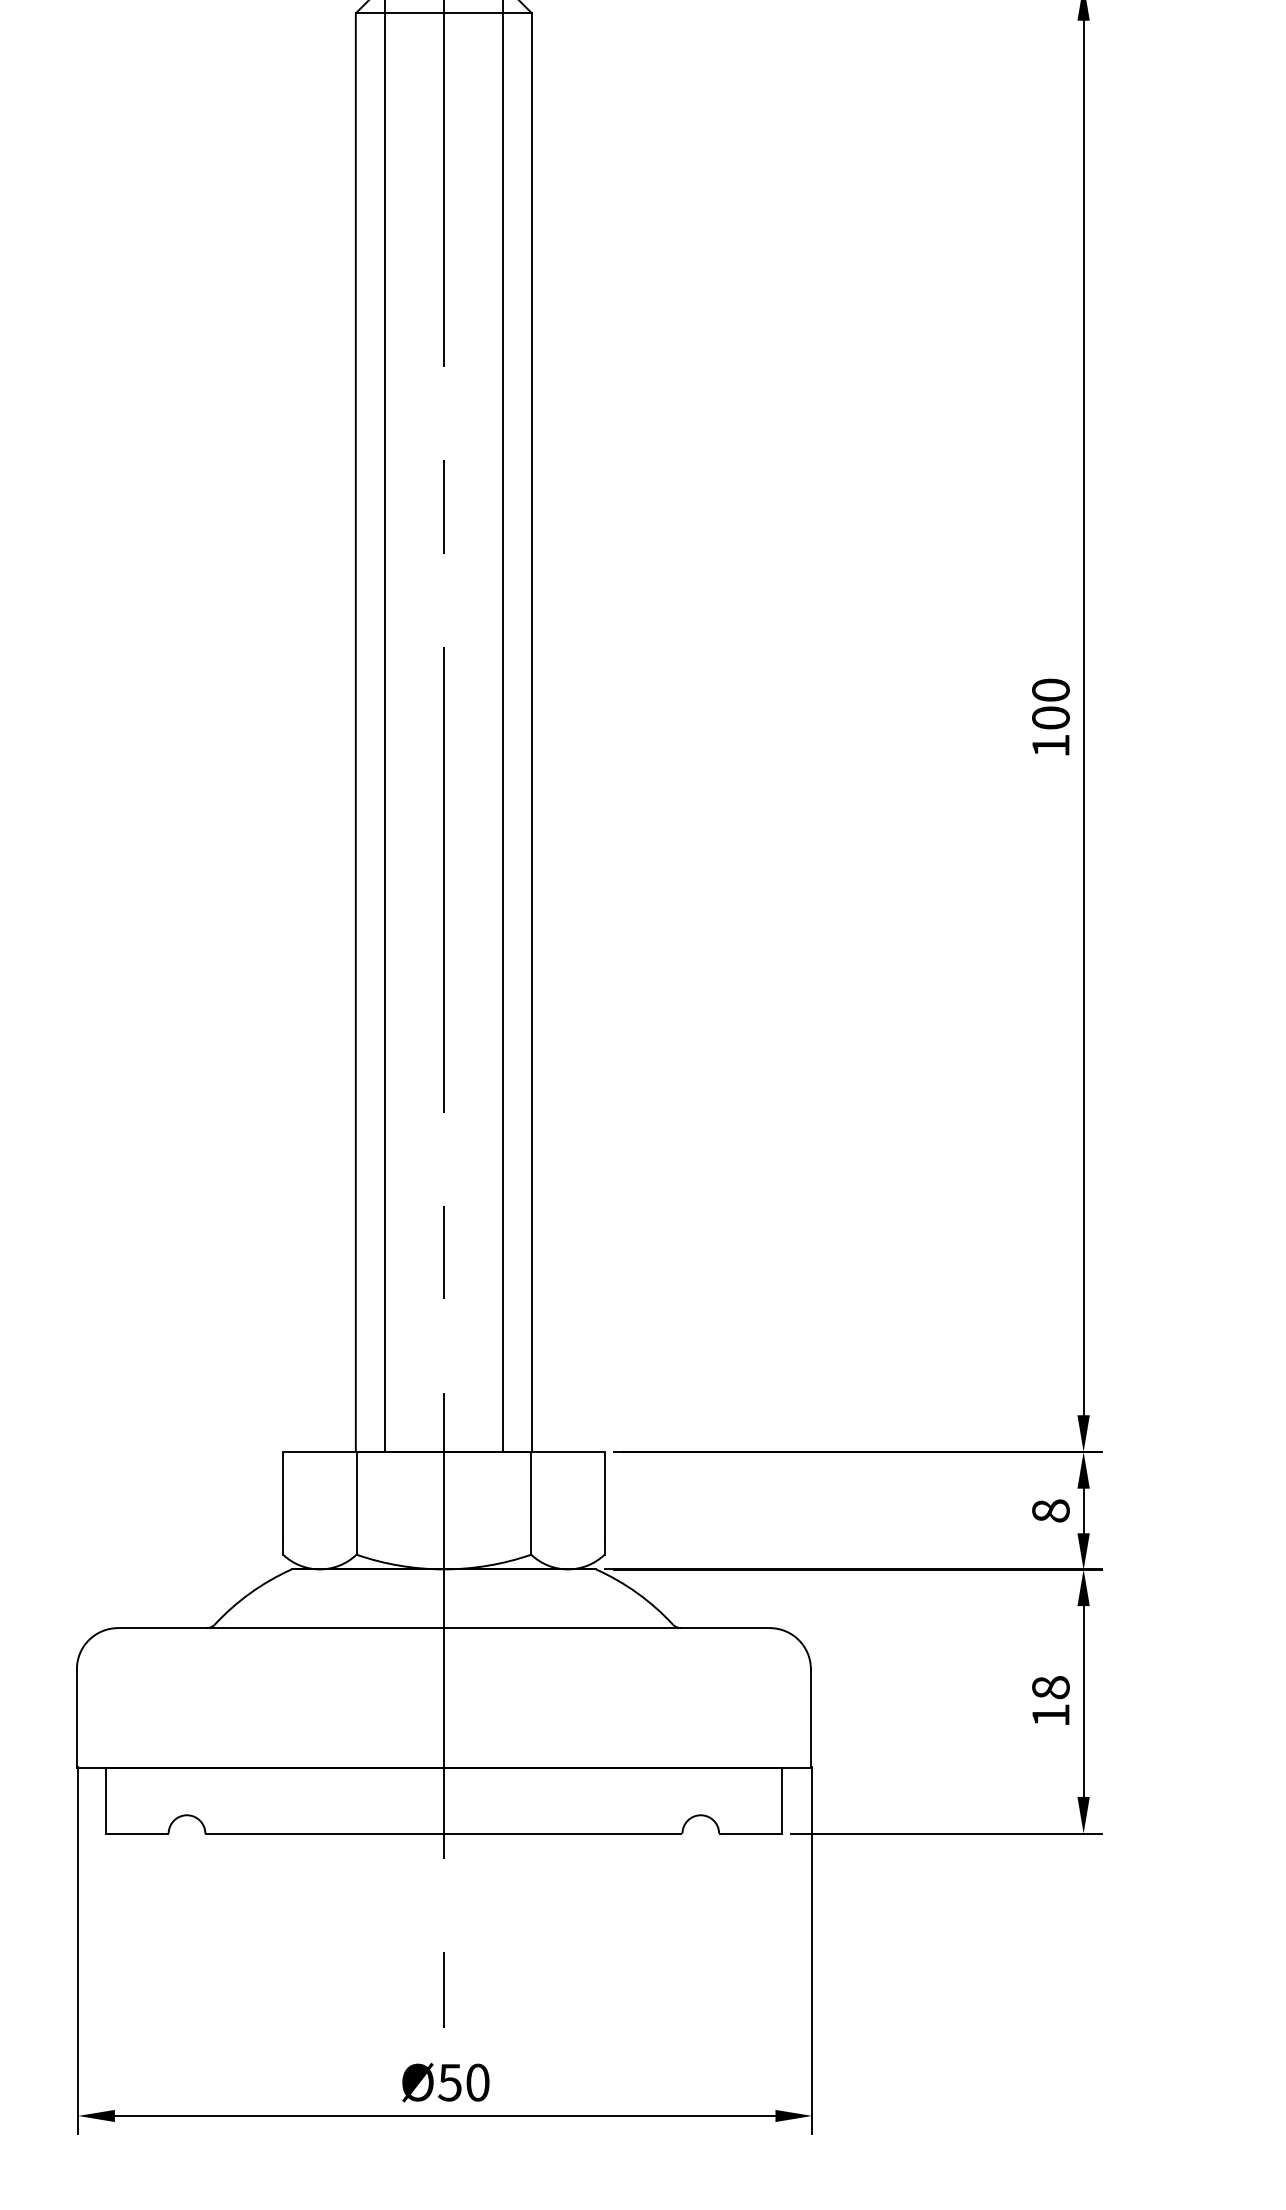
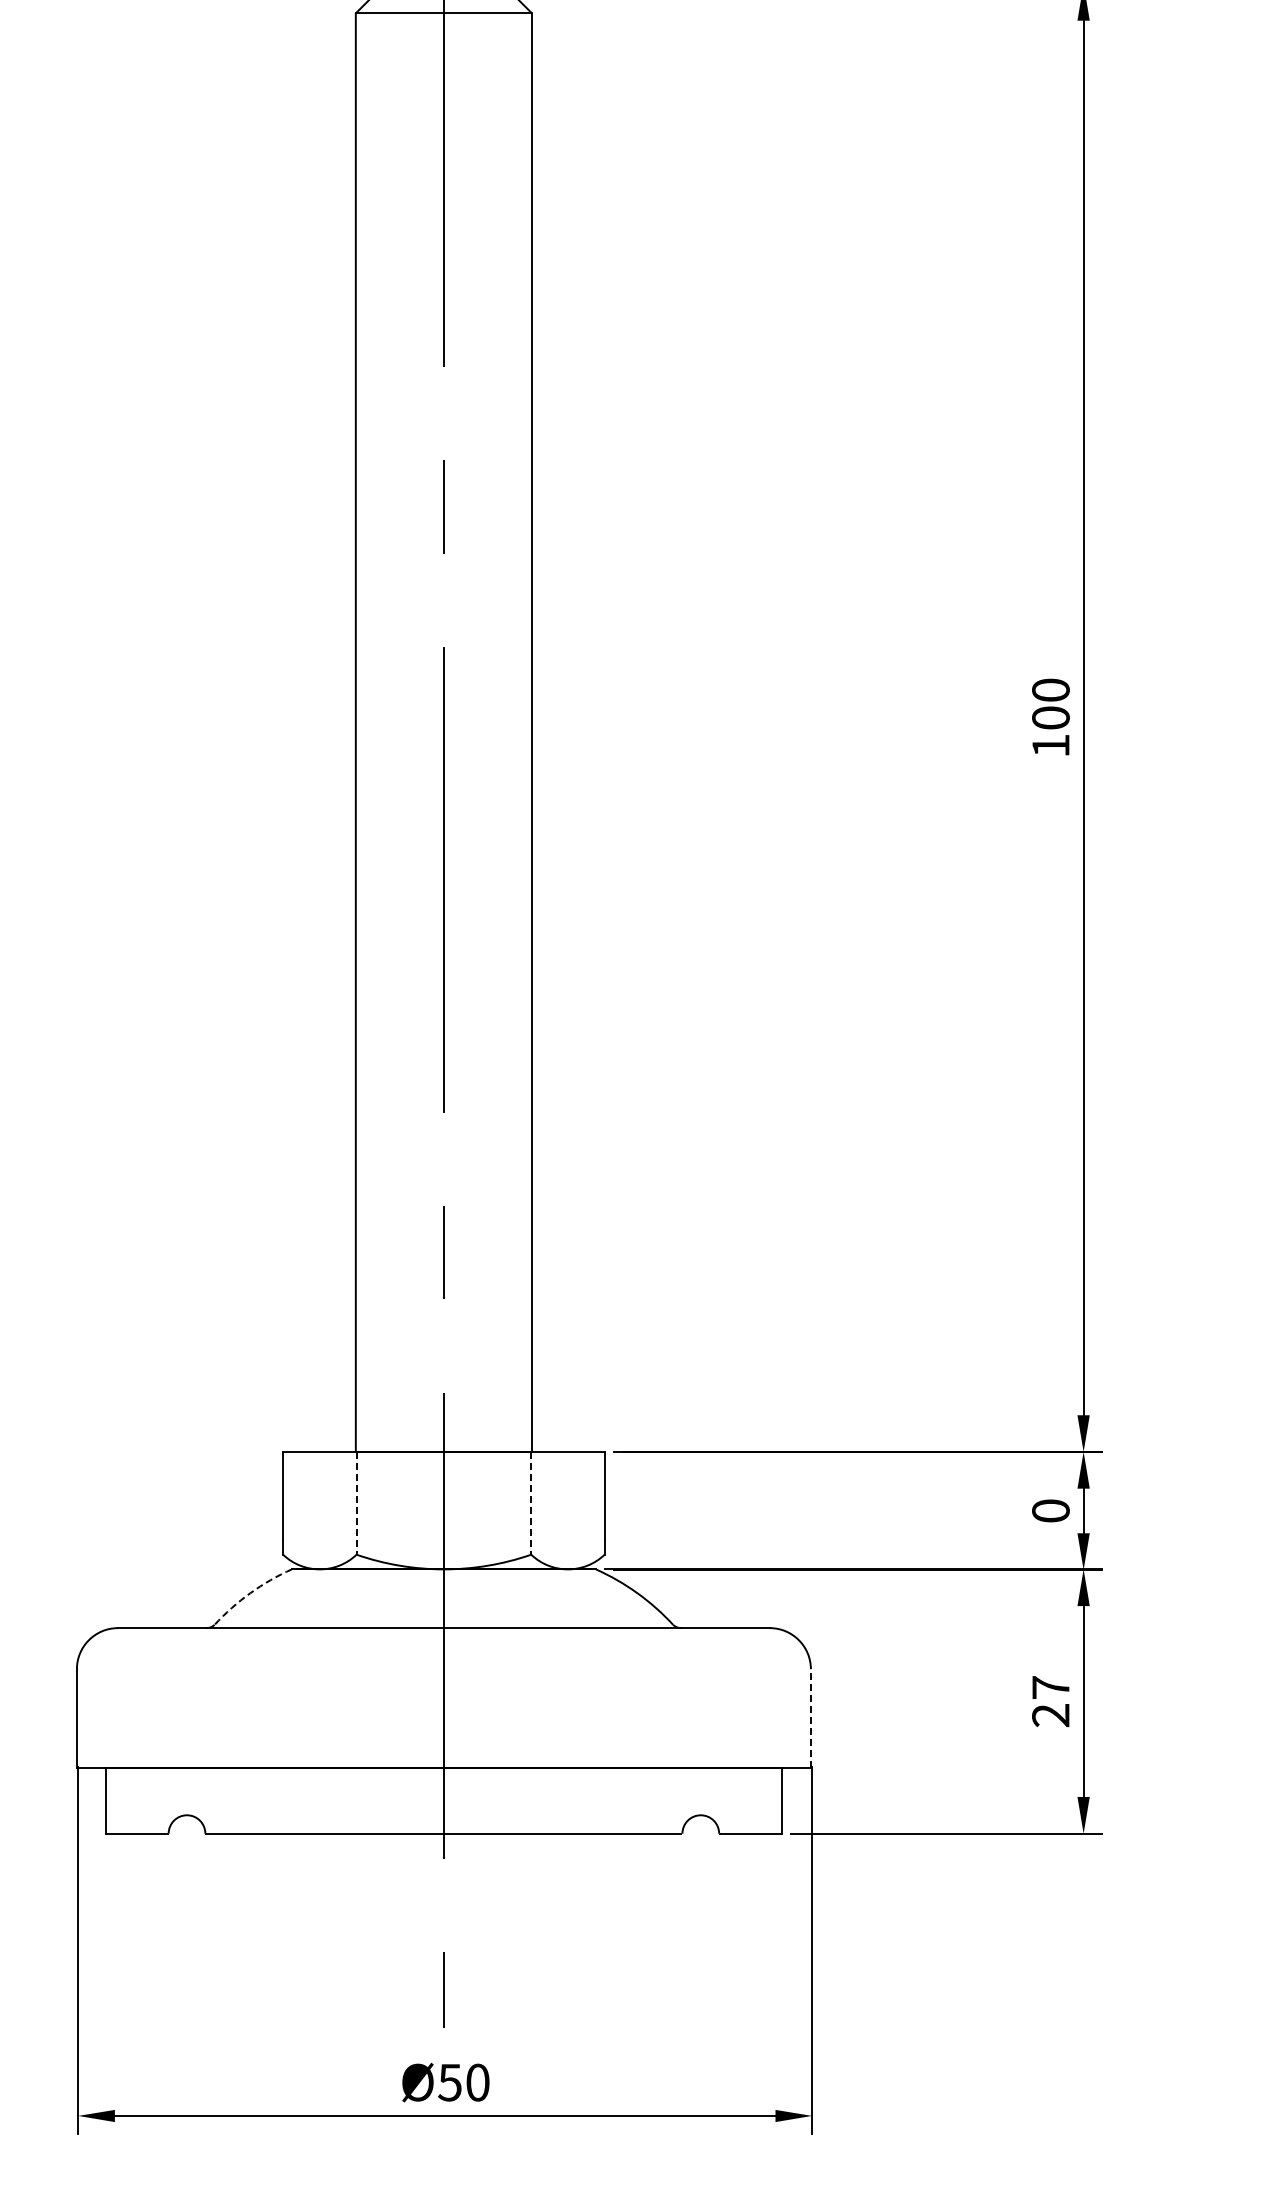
line: present -> none (385, 726)
line: present -> none (502, 726)
line: solid -> dashed (356, 1503)
line: solid -> dashed (531, 1503)
text: 8 -> 0 (1050, 1510)
arc: solid -> dashed (250, 1593)
text: 18 -> 27 (1050, 1701)
line: solid -> dashed (810, 1717)
